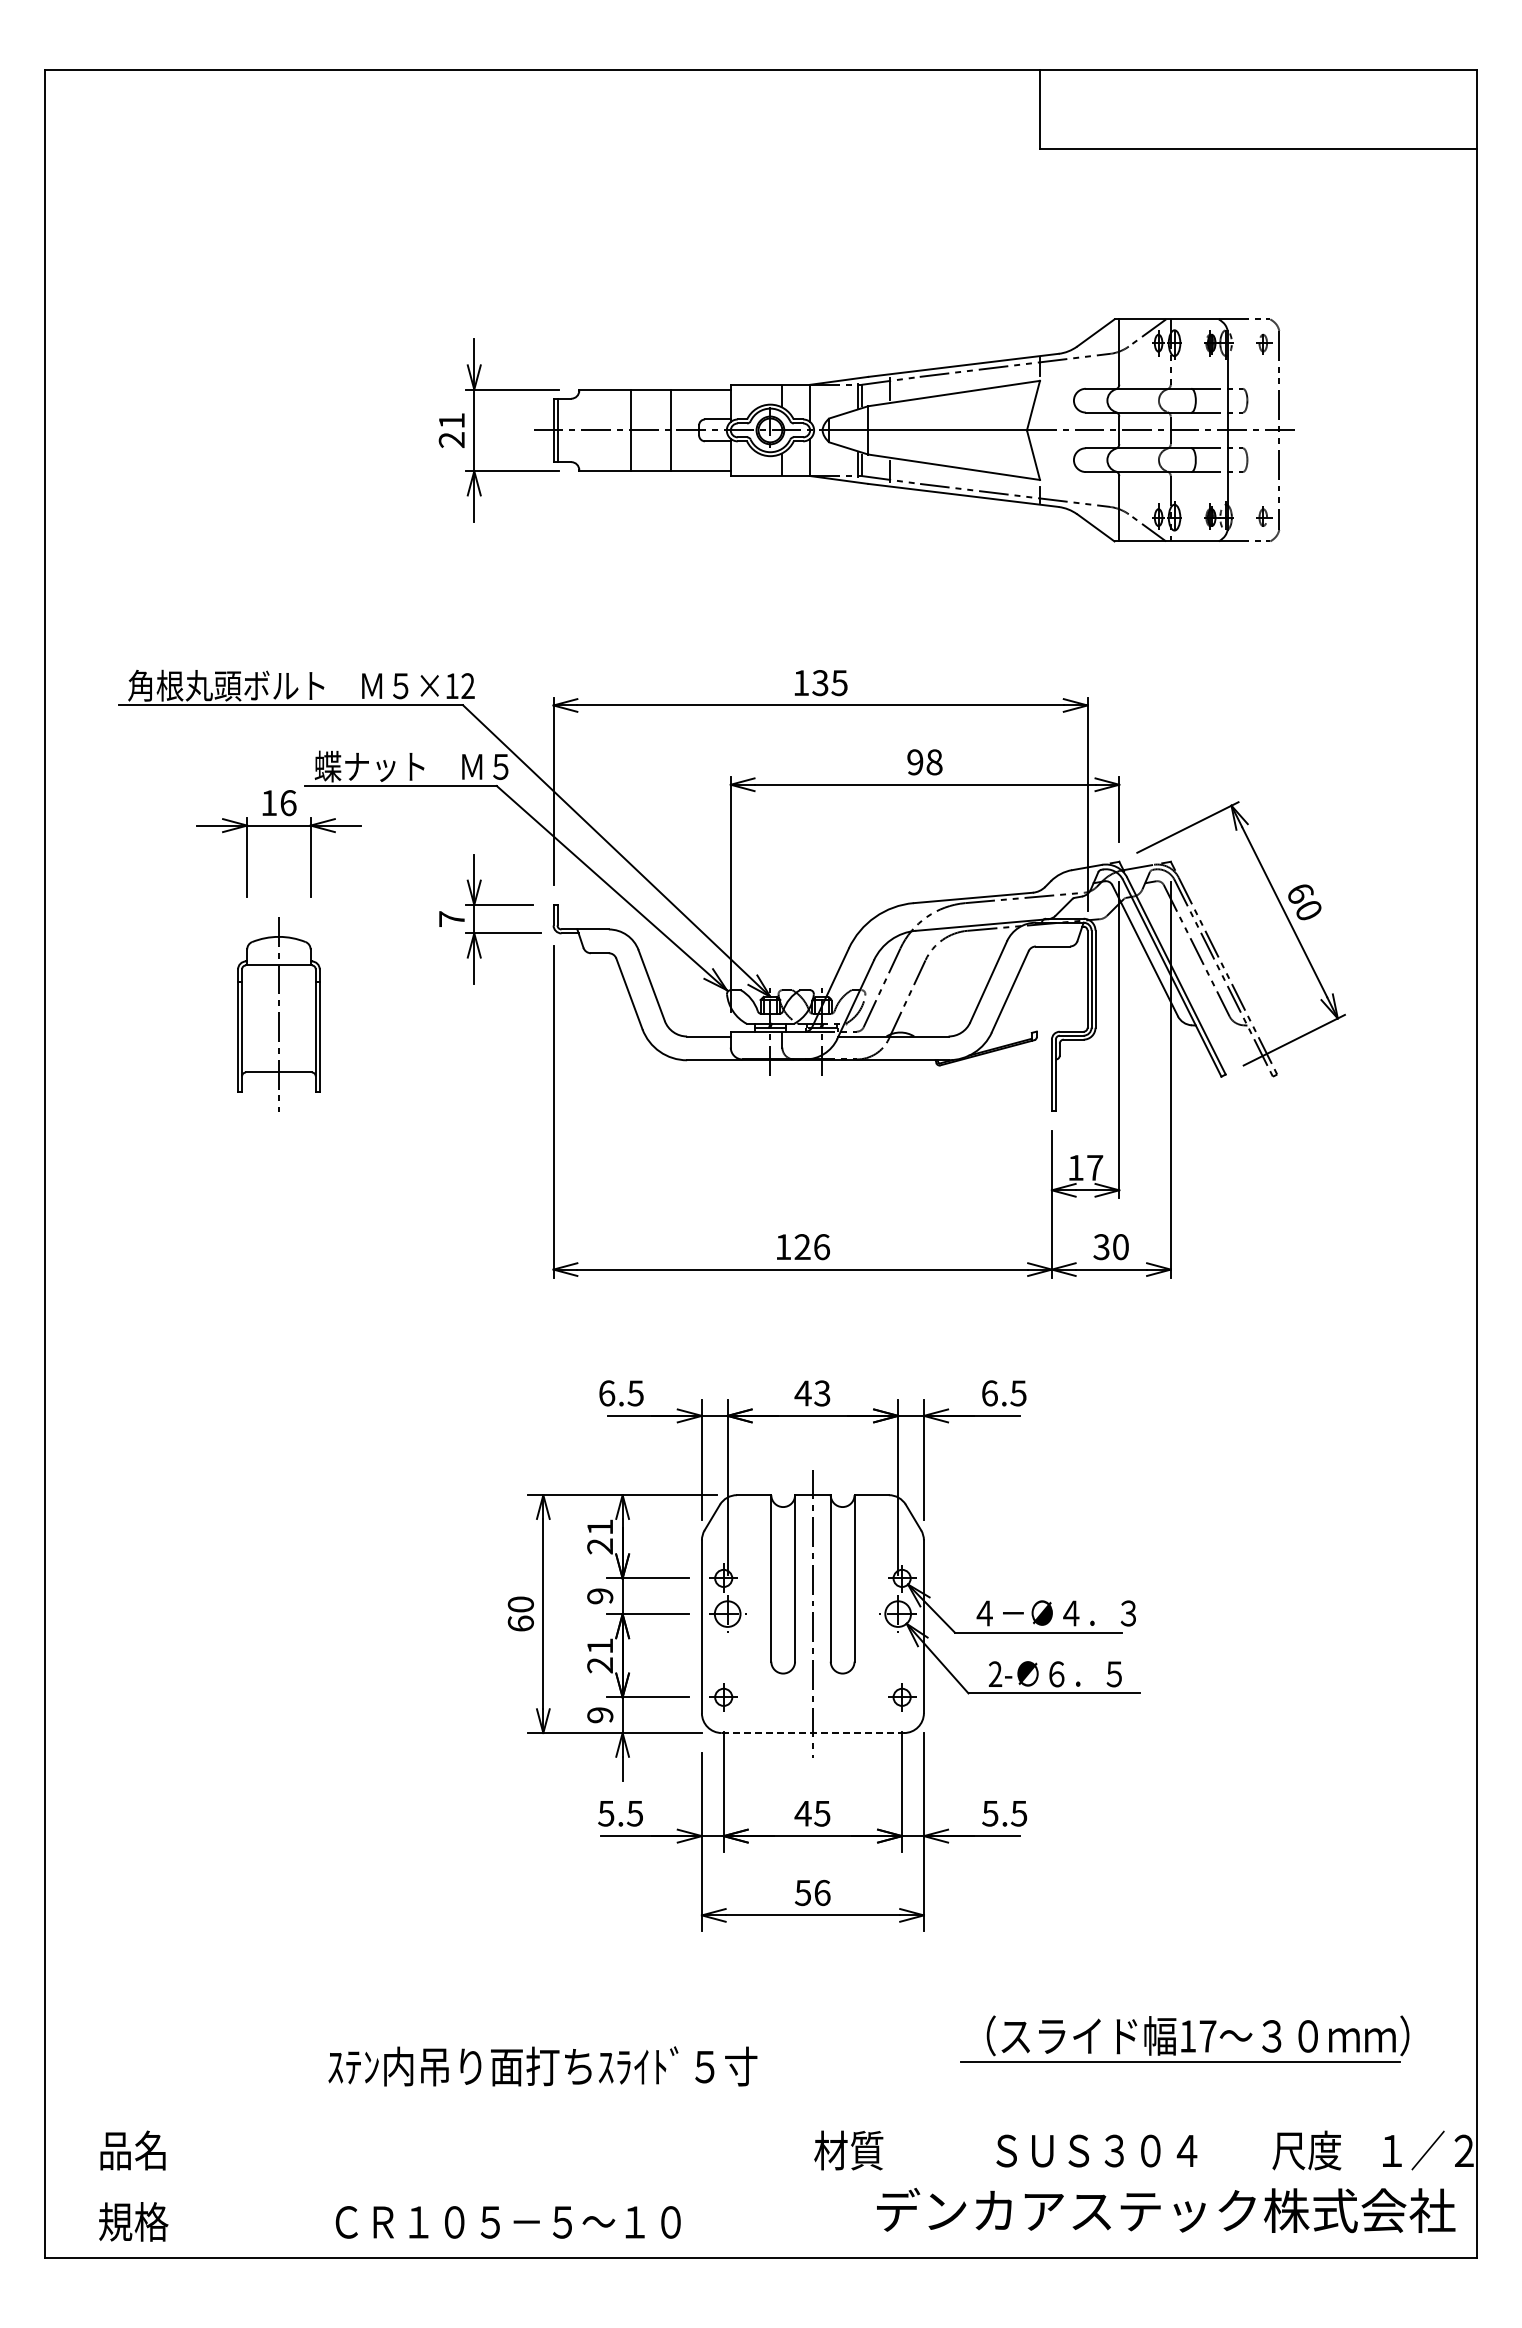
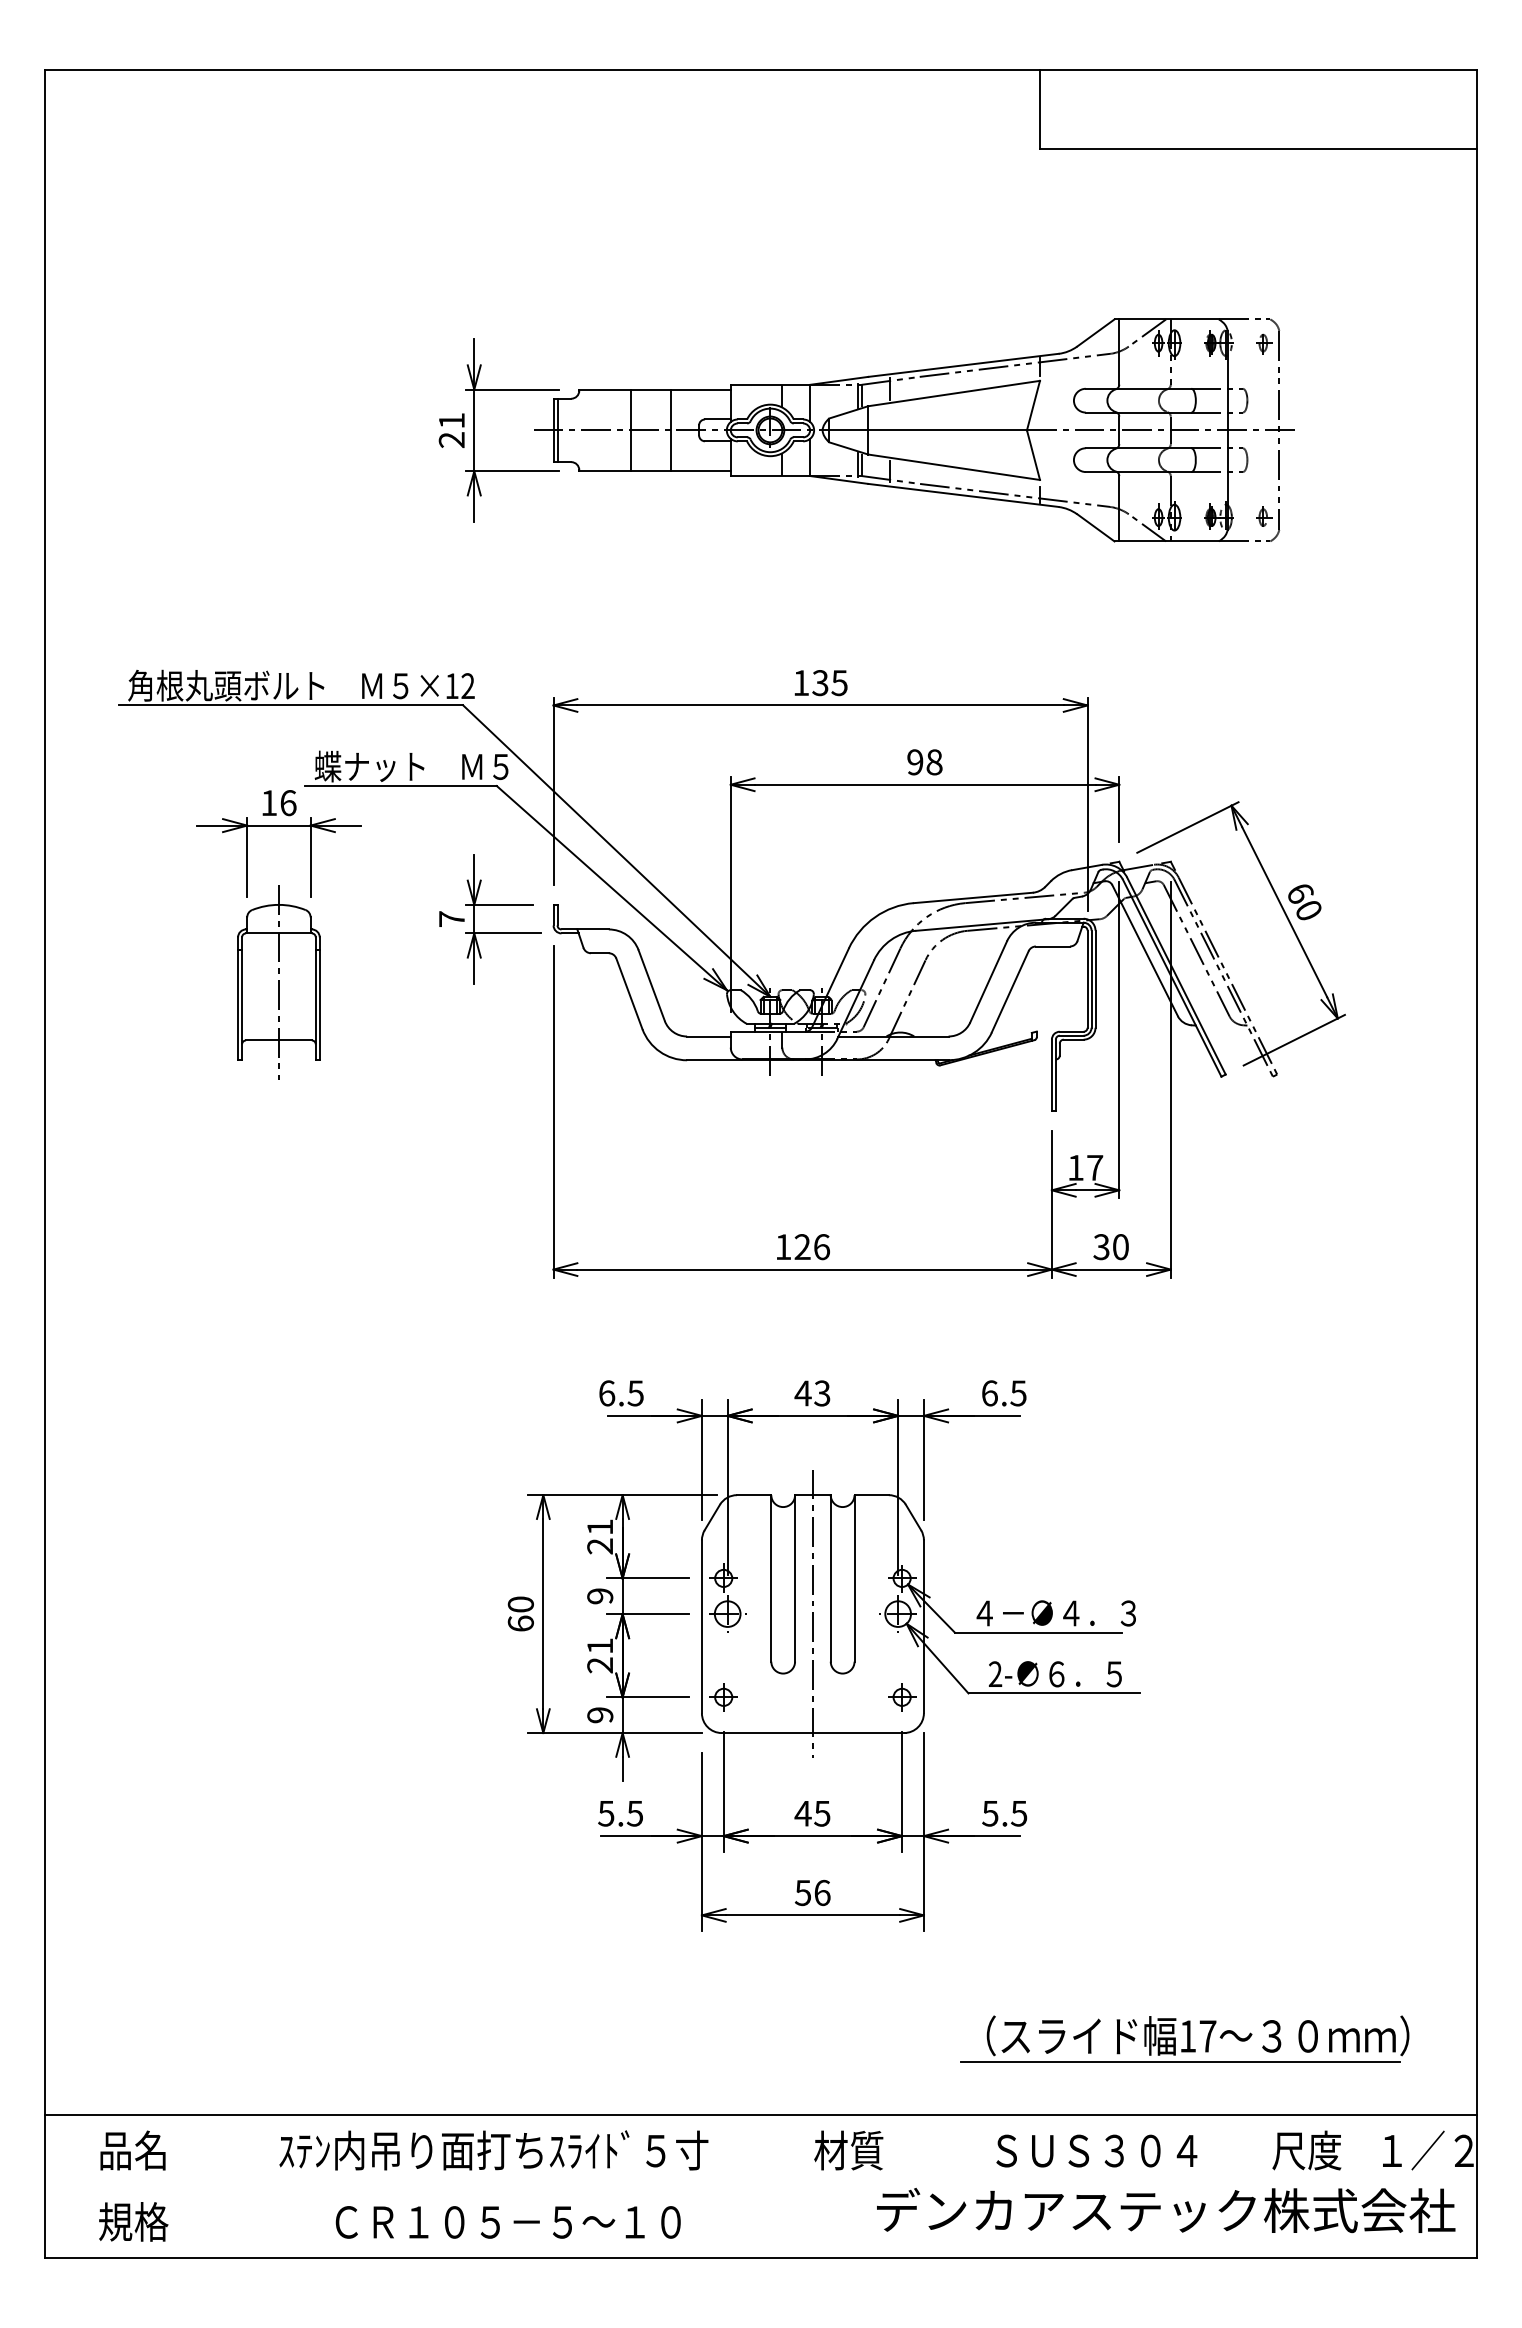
part position: (278, 1014) -> (278, 982) (278, 982)
line: dashed -> solid (814, 1733)
text position: (542, 2066) -> (493, 2150) (493, 2150)
line: none -> present (760, 2115)
